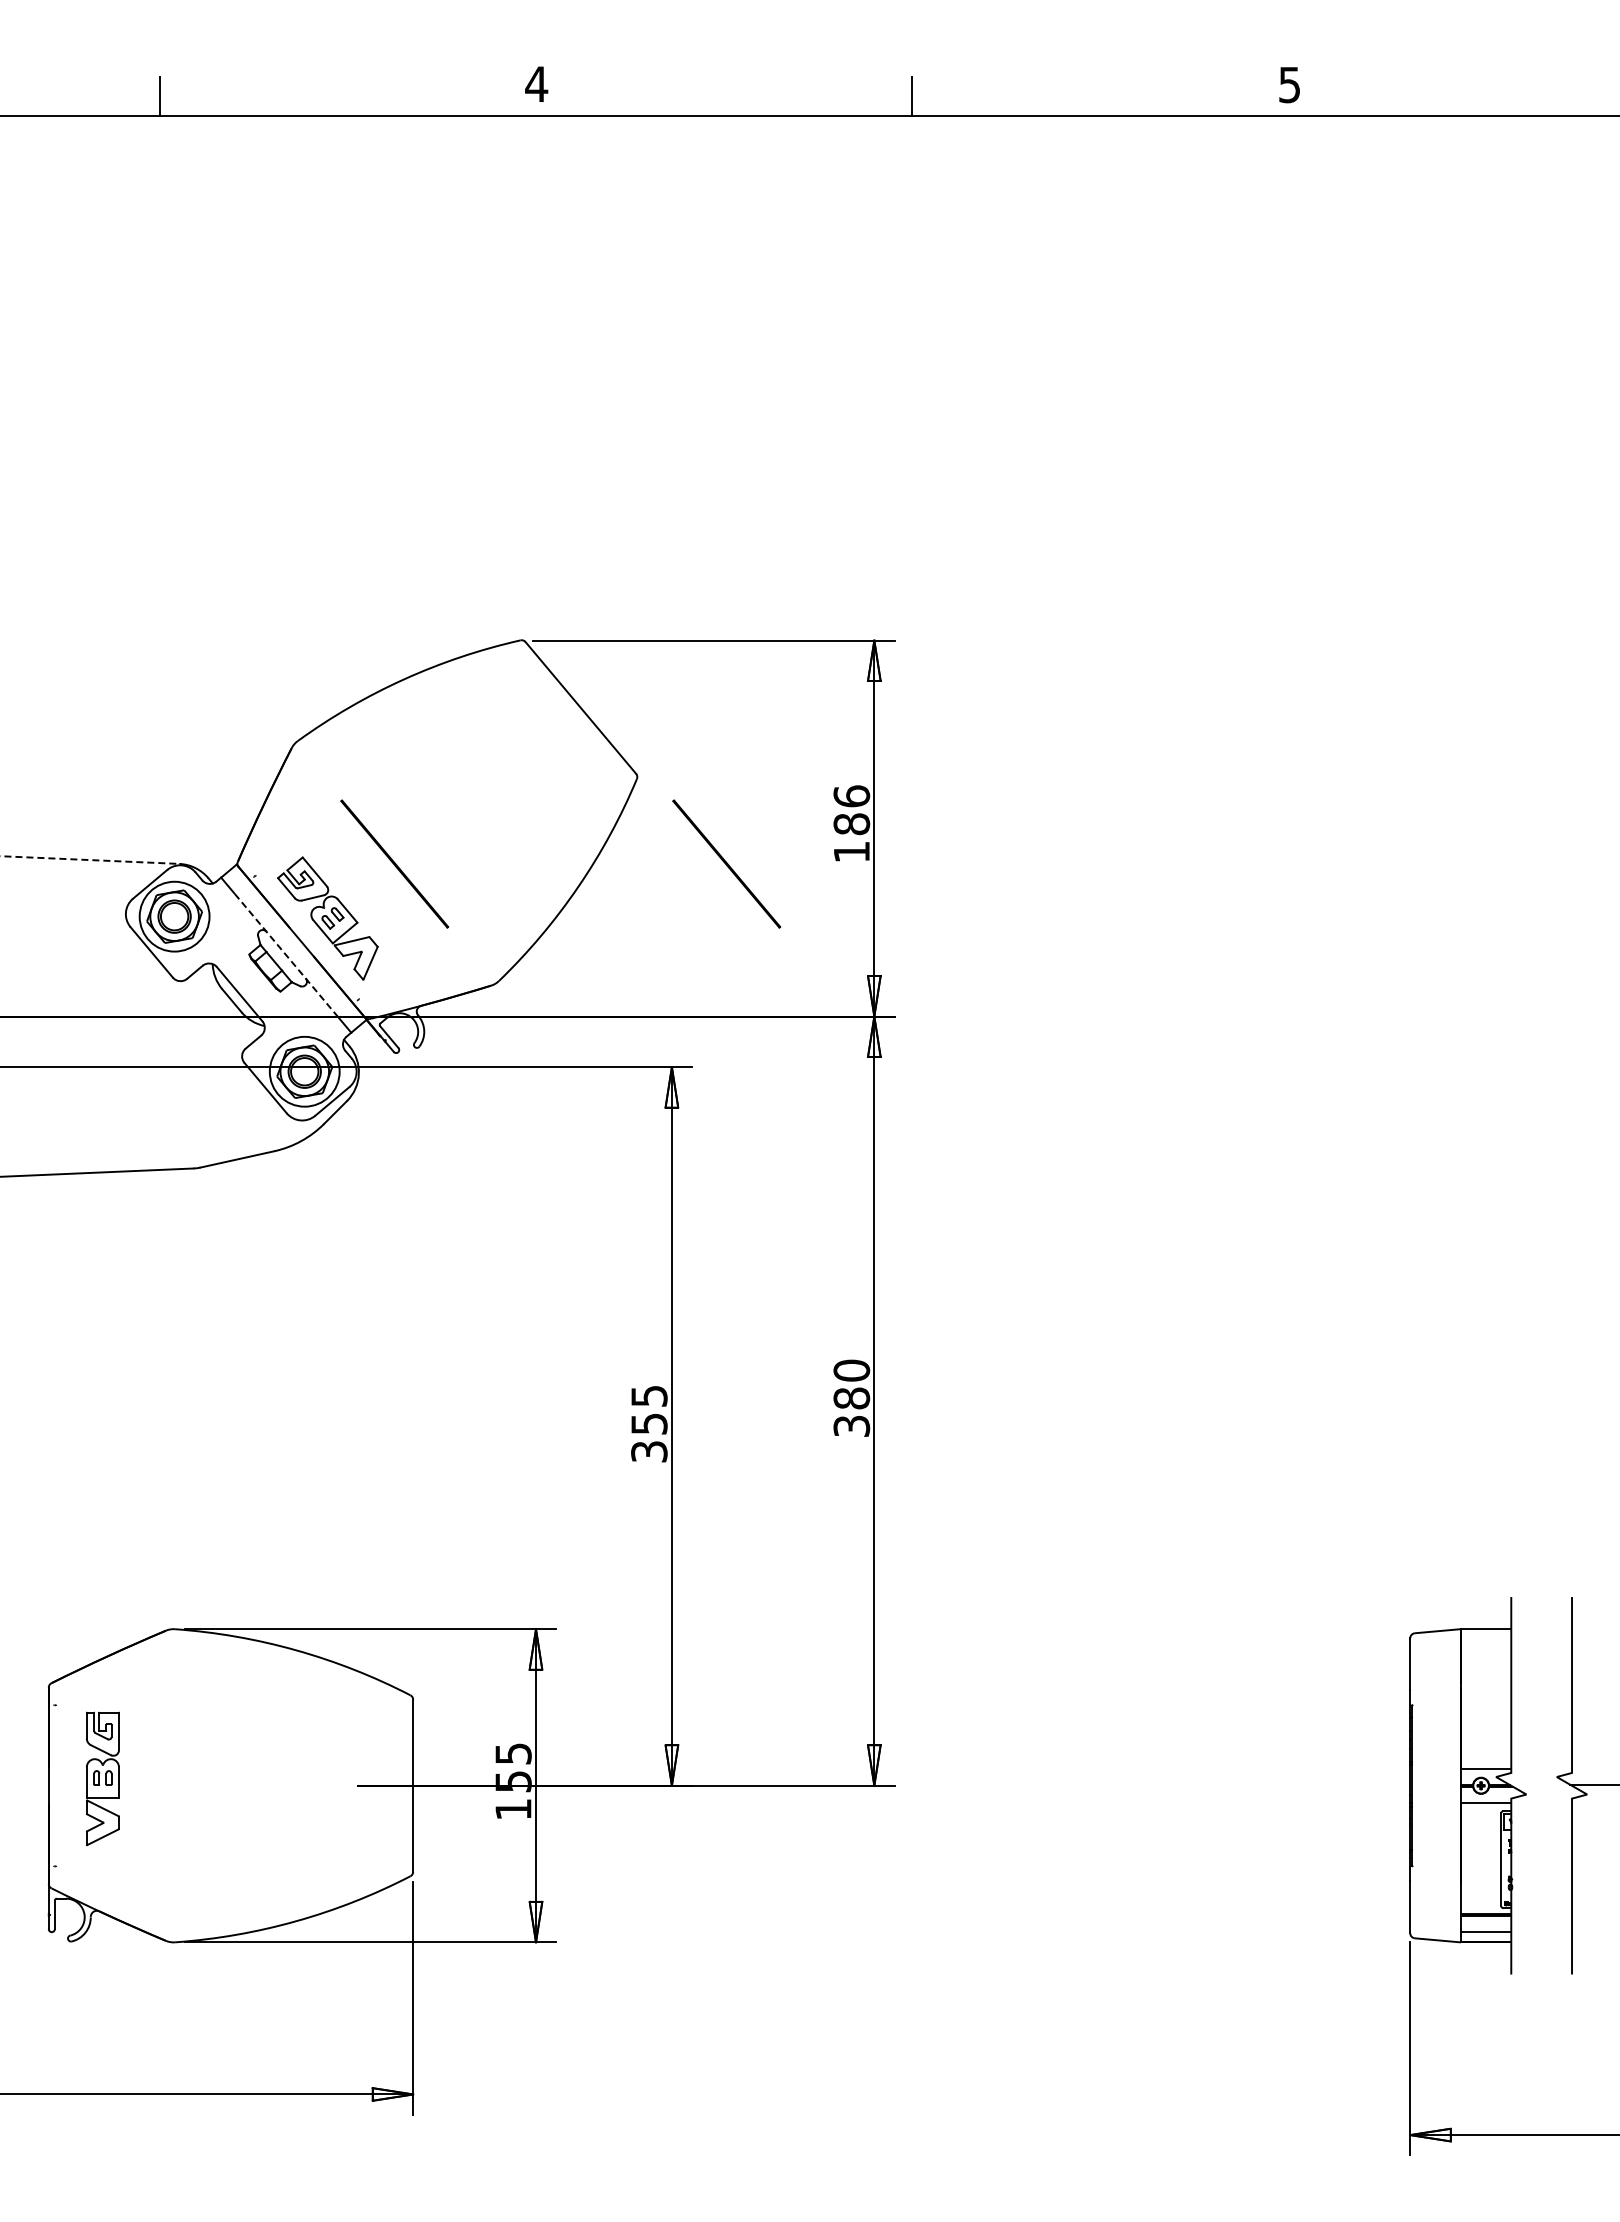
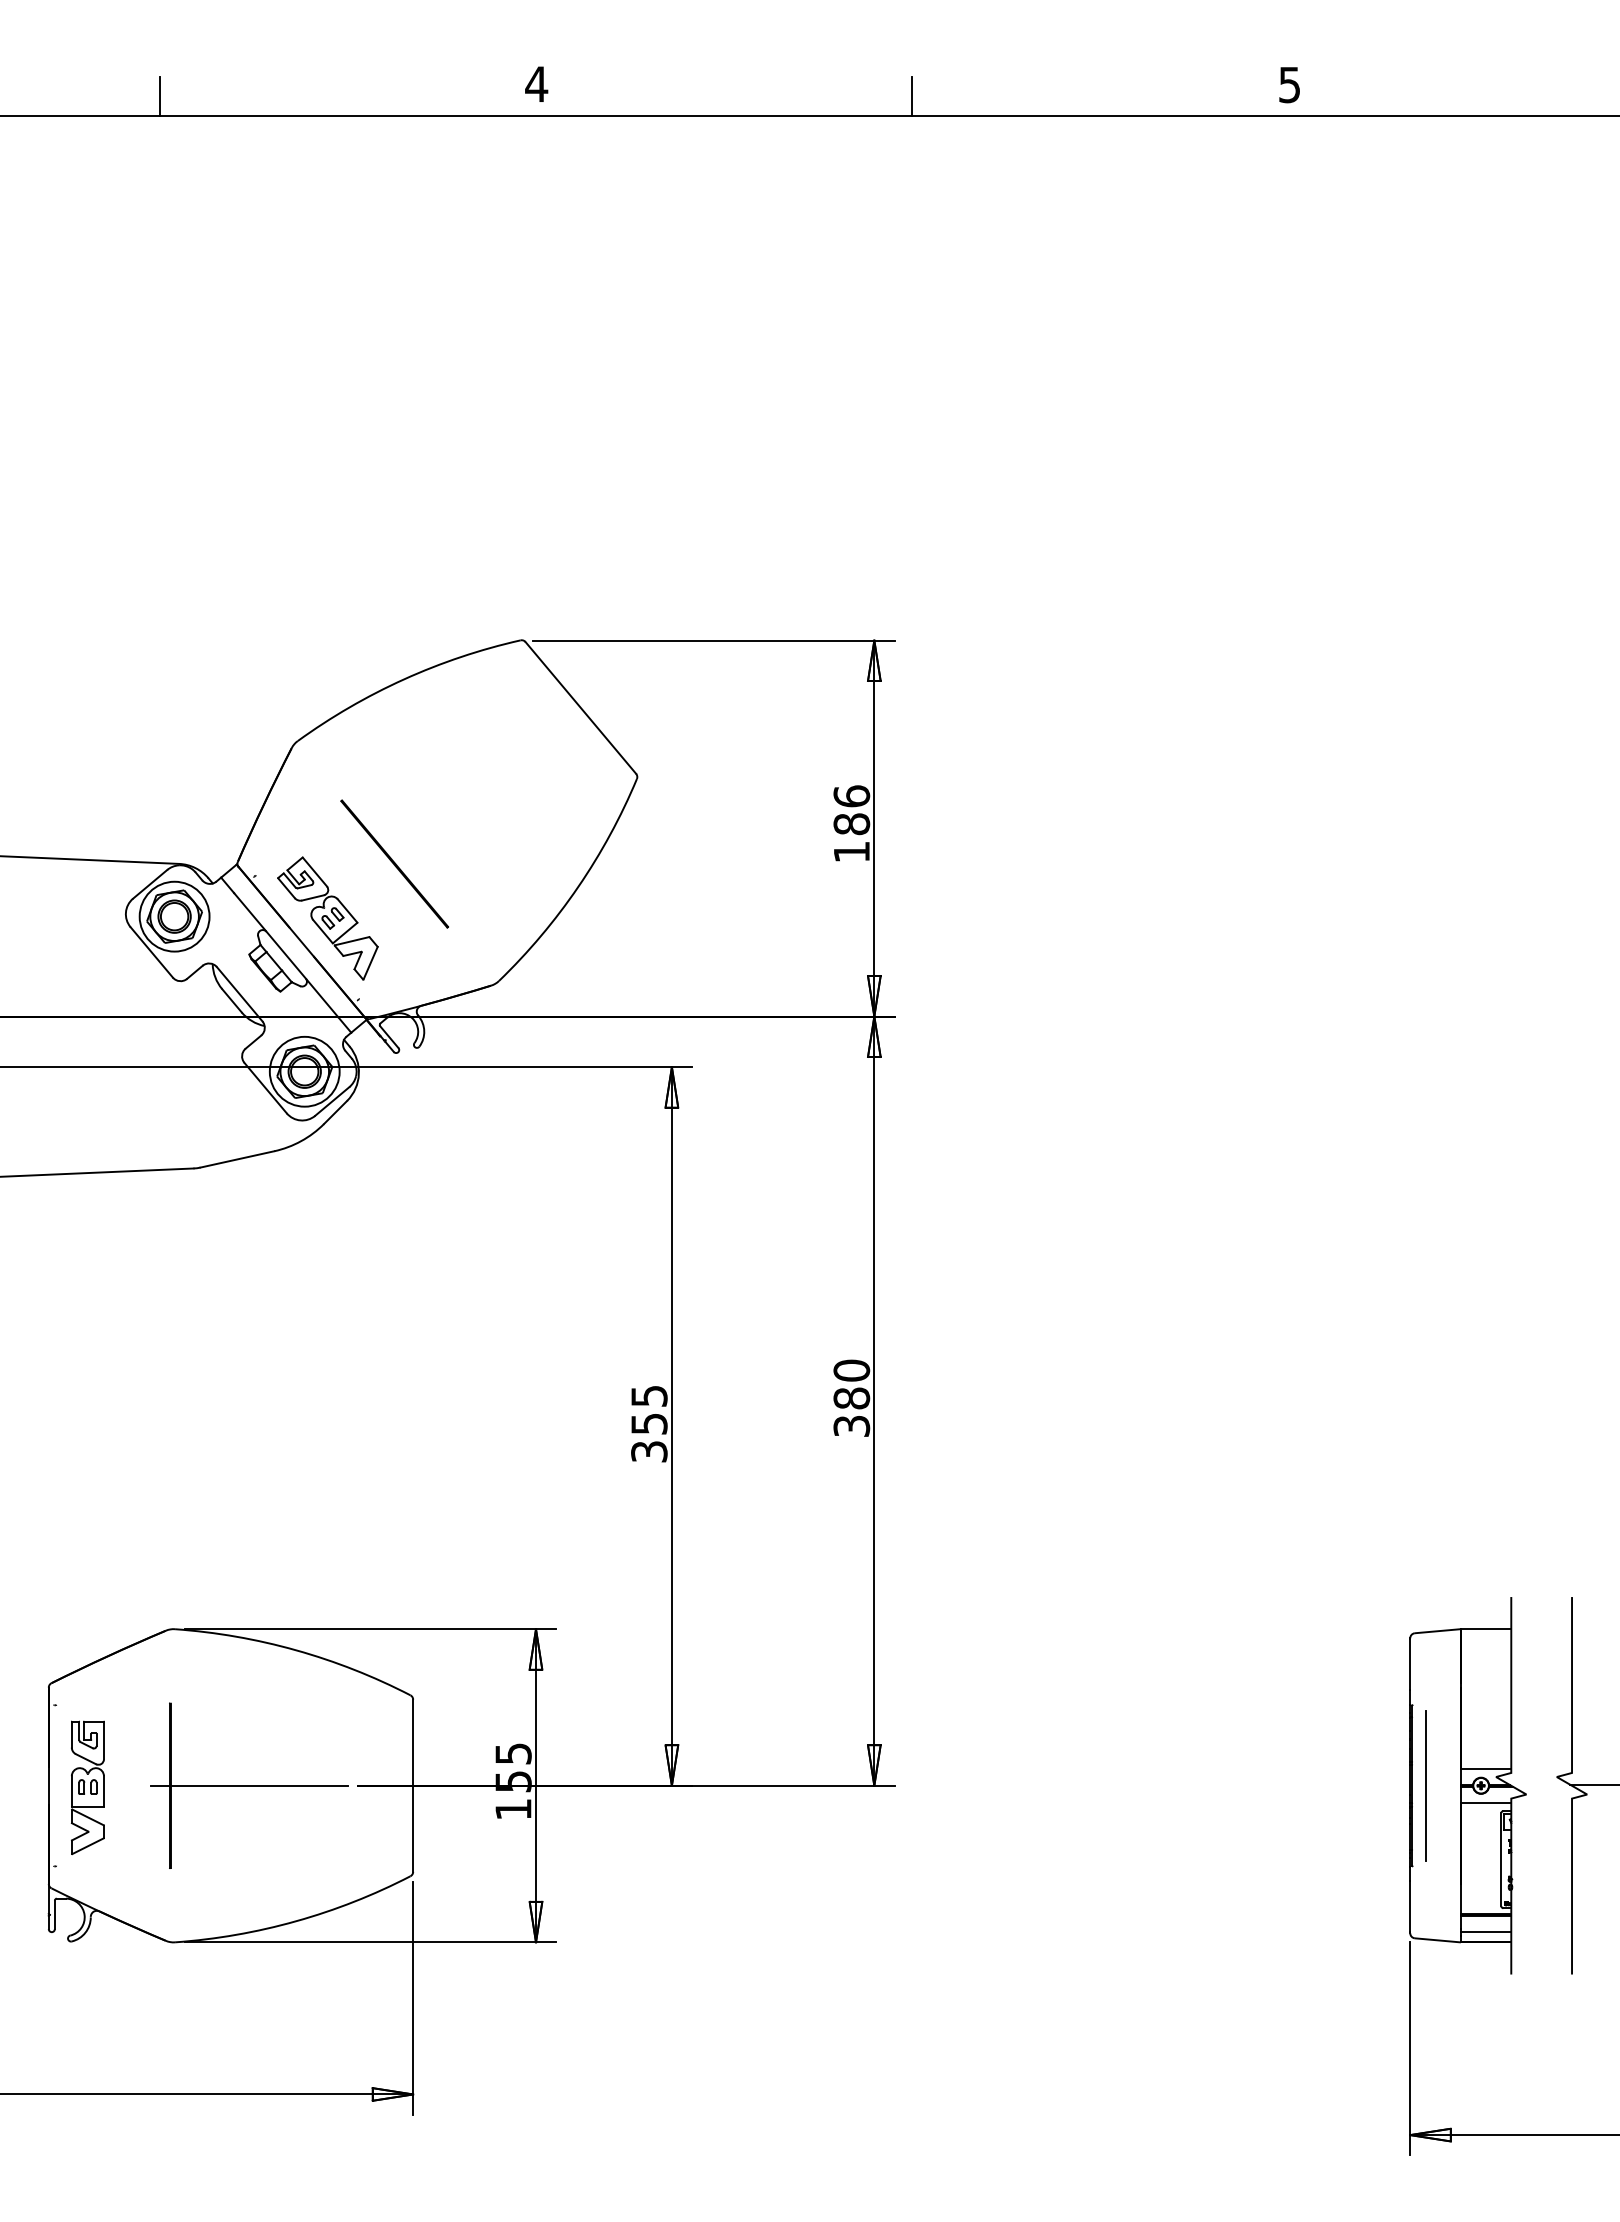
line: dashed -> solid (90, 860)
line: present -> none (726, 863)
line: dashed -> solid (286, 955)
part position: (102, 1778) -> (87, 1787) (87, 1787)
part: none -> present (249, 1785)
line: none -> present (1426, 1785)
